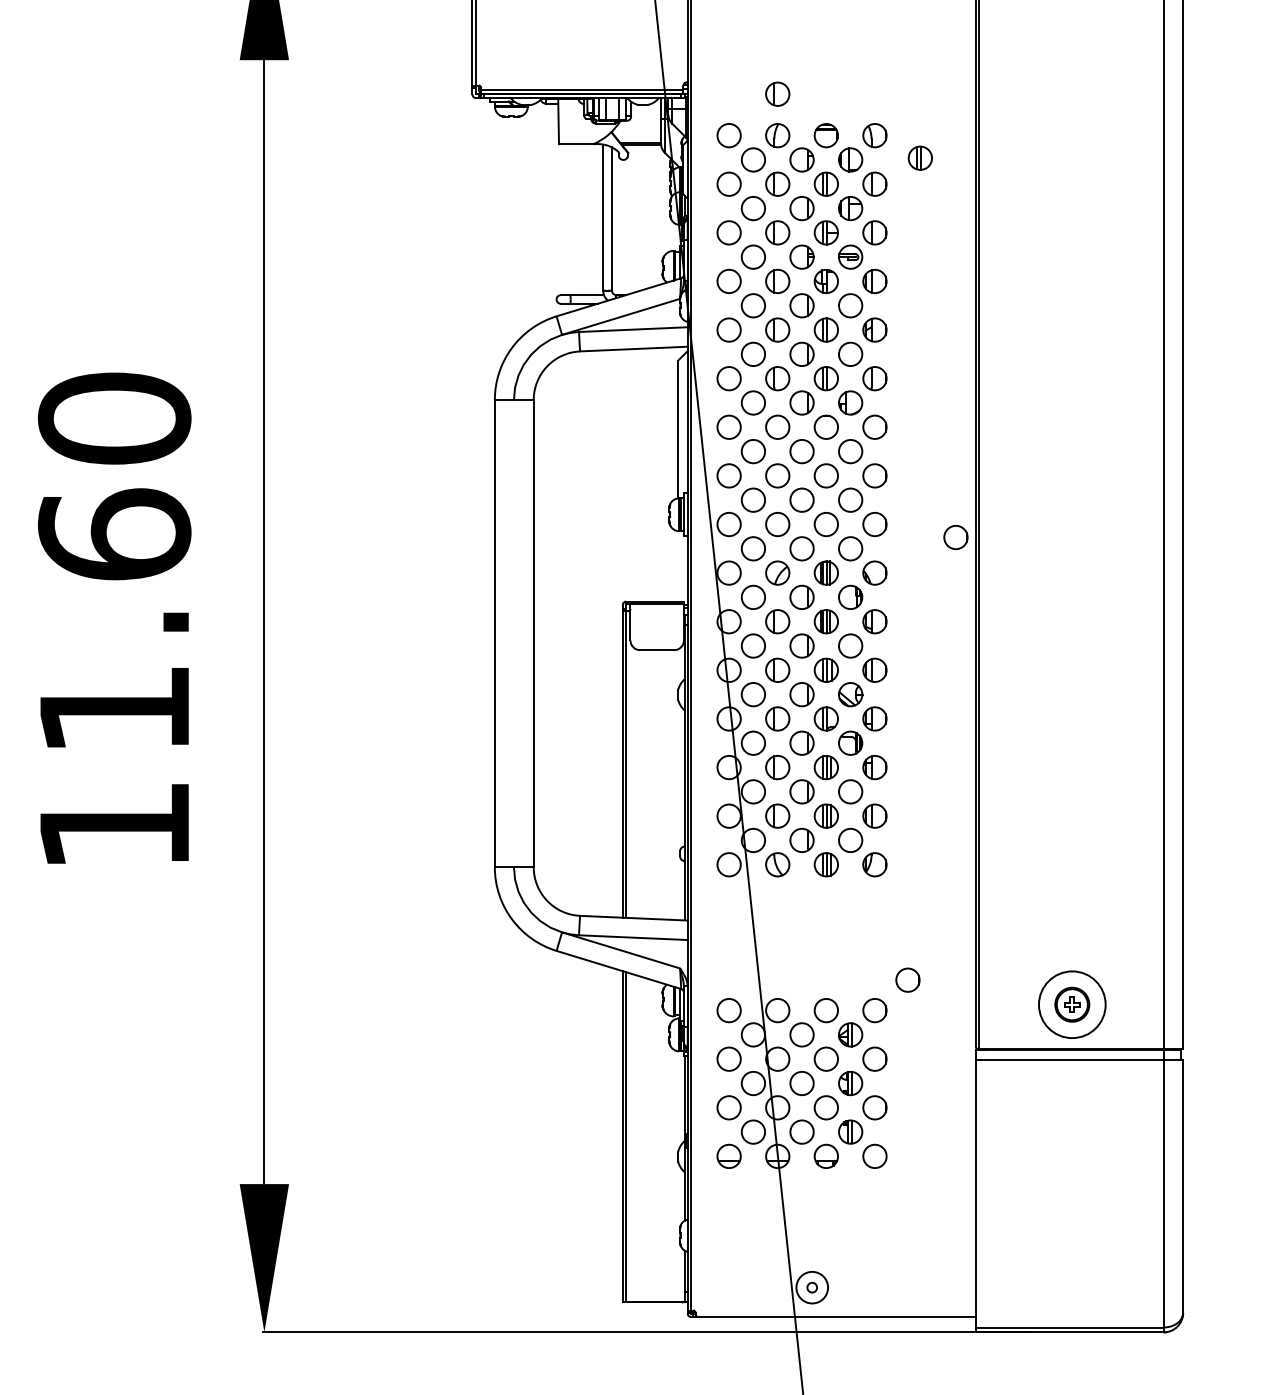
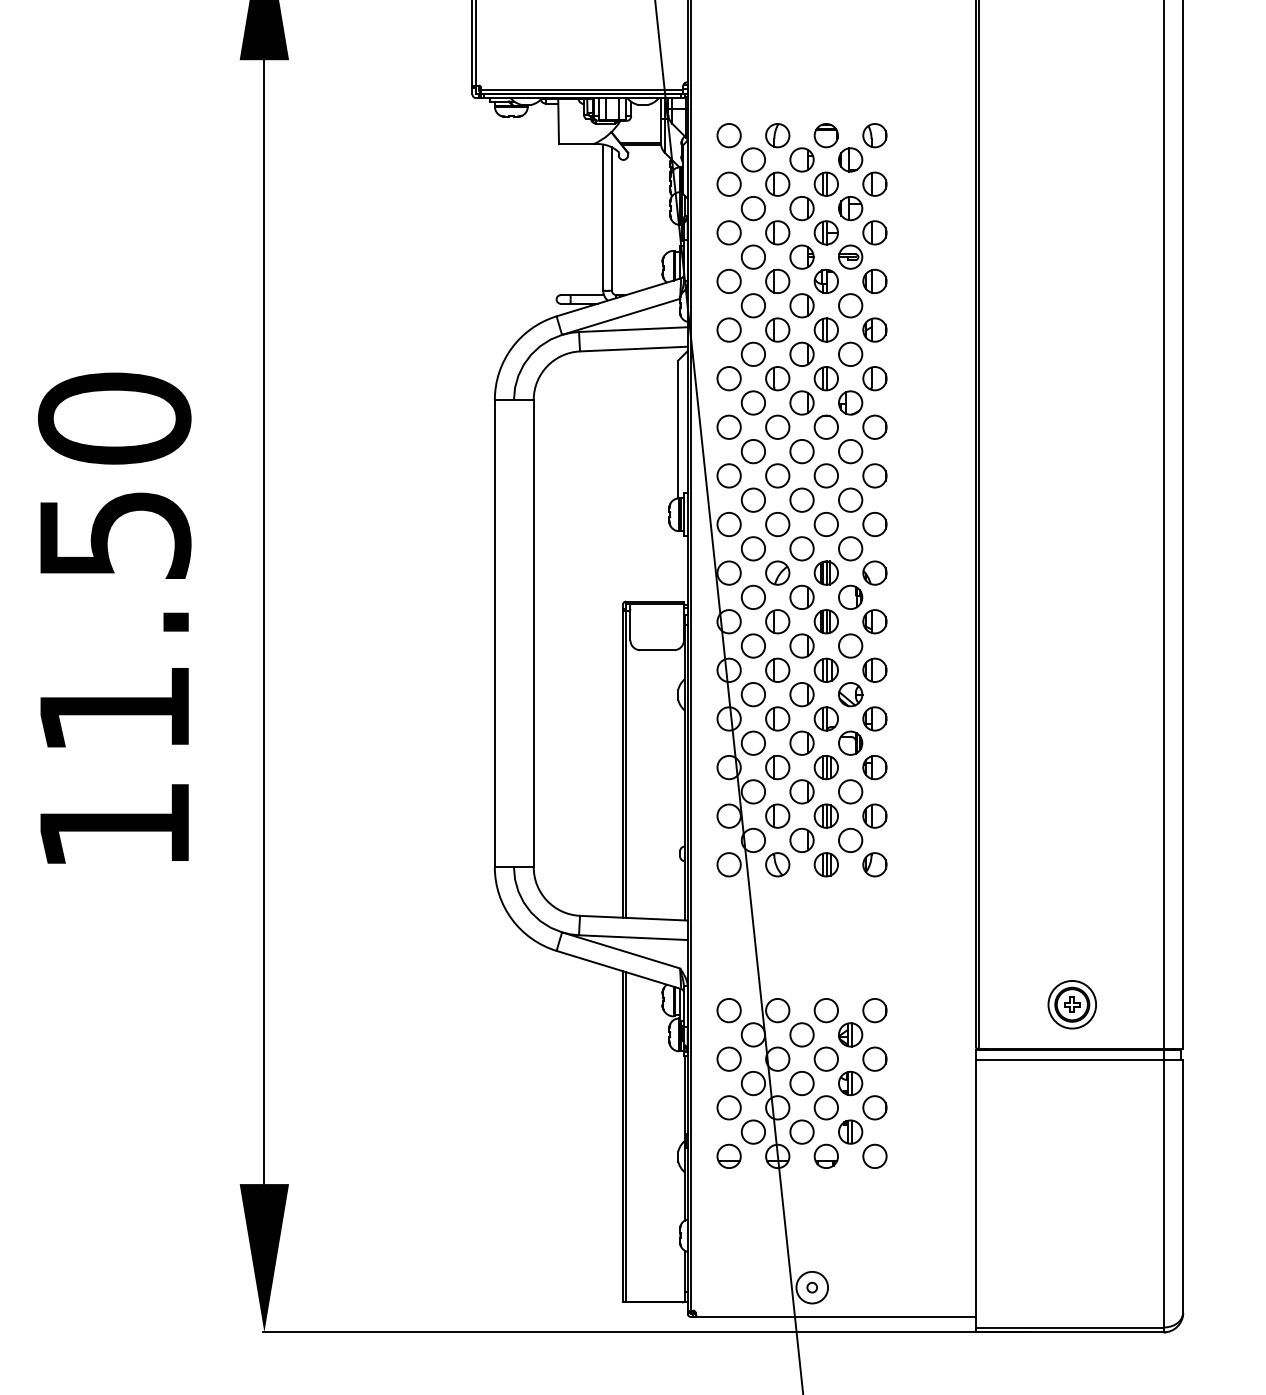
part: present -> none (777, 93)
part: present -> none (919, 157)
text: 11.60 -> 11.50 (114, 534)
circle: present -> none (955, 537)
circle: present -> none (907, 979)
circle diameter: 67 px -> 48 px (1072, 1004)
